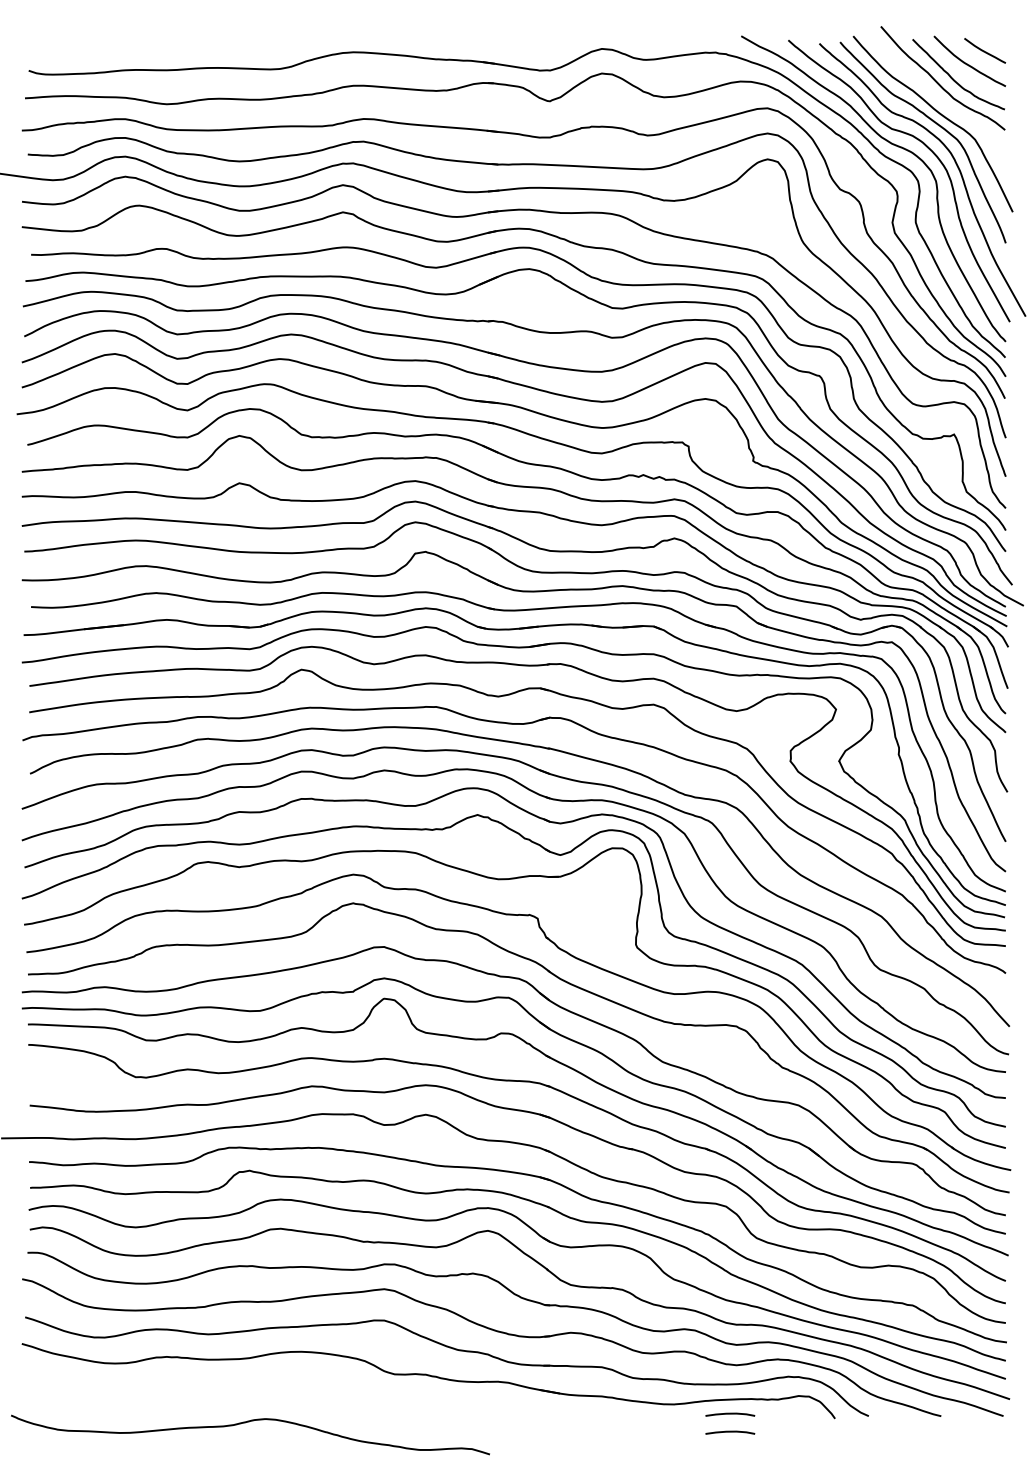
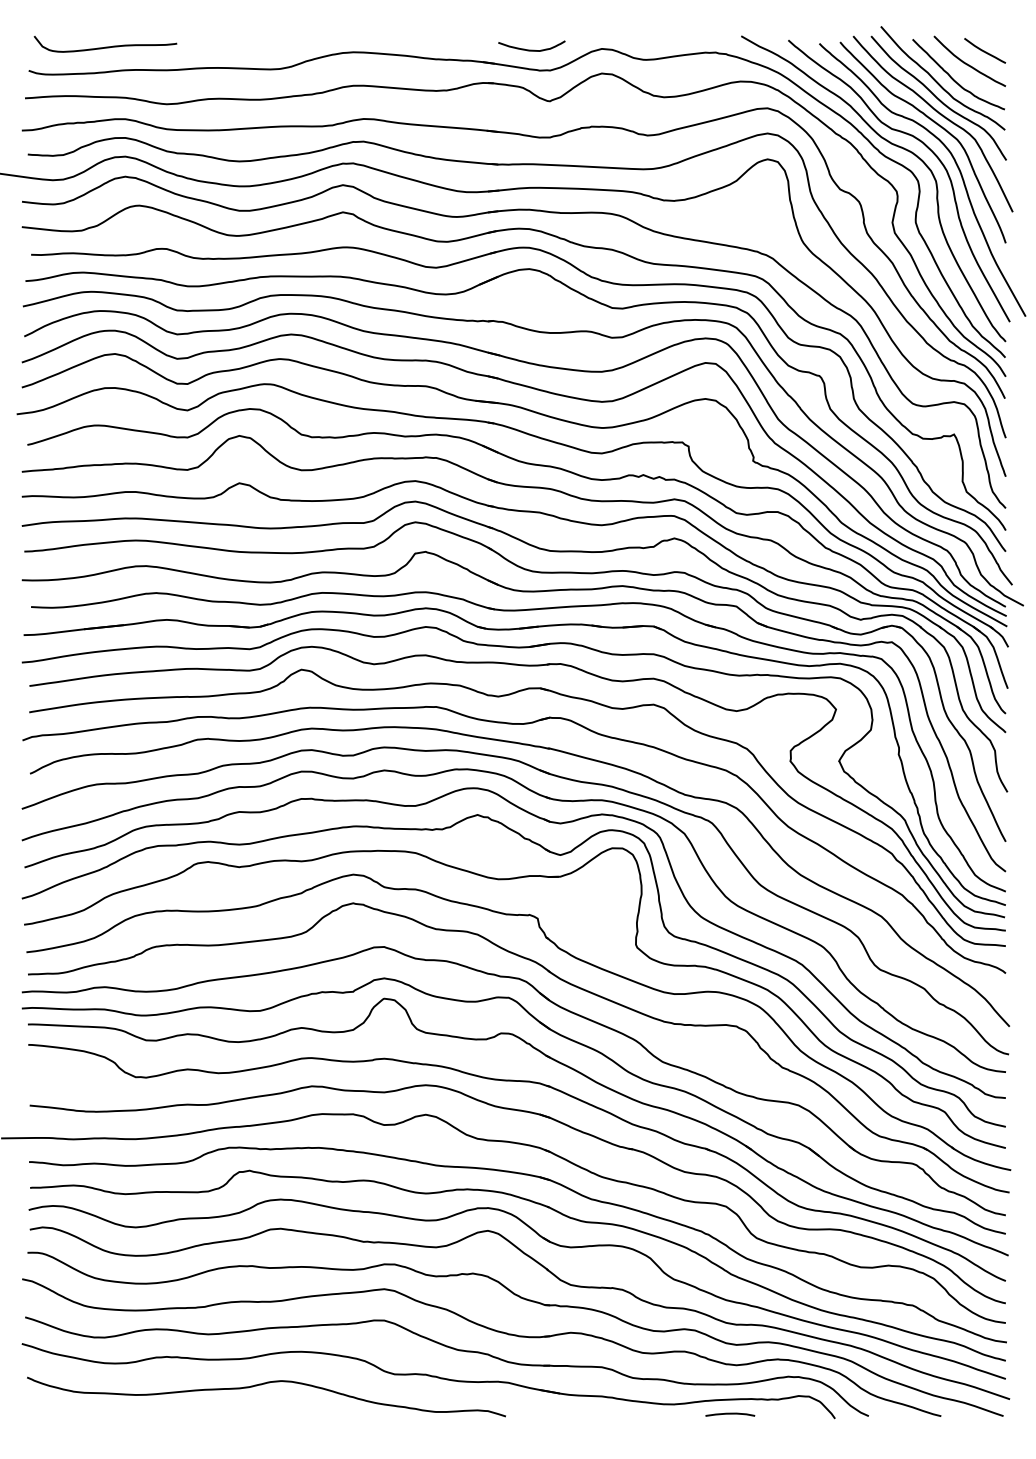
curve: none -> present (105, 46)
curve: none -> present (531, 49)
curve: none -> present (937, 97)
curve position: (249, 1422) -> (265, 1384) (265, 1384)
curve: present -> none (730, 1432)
